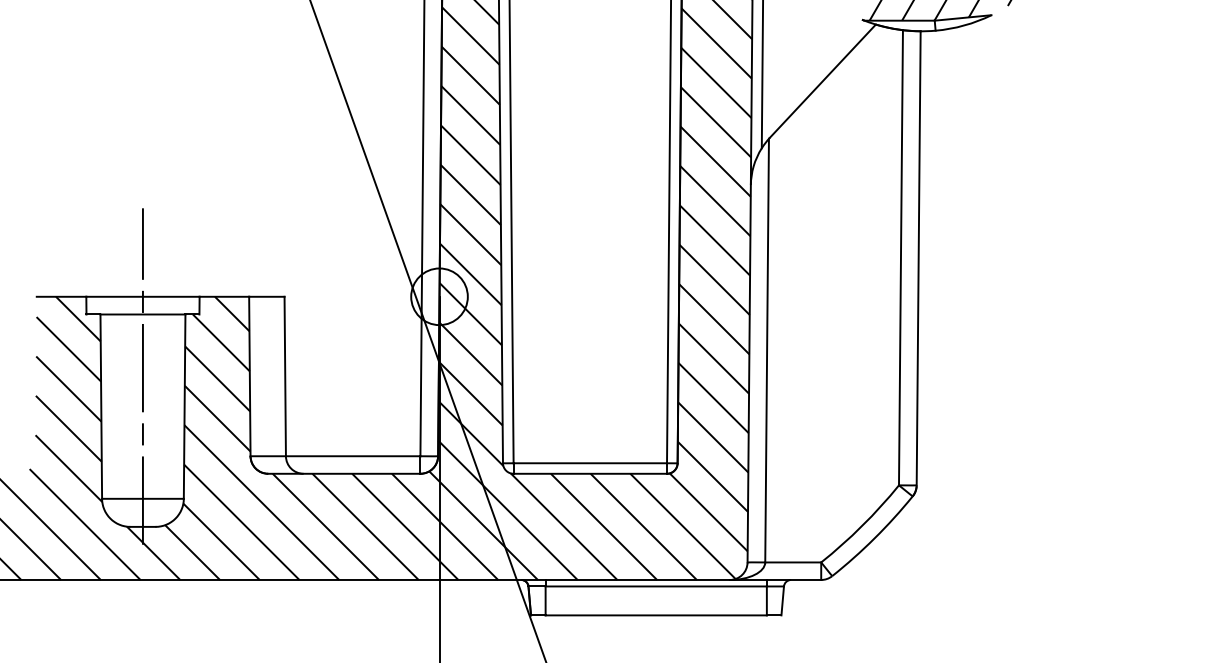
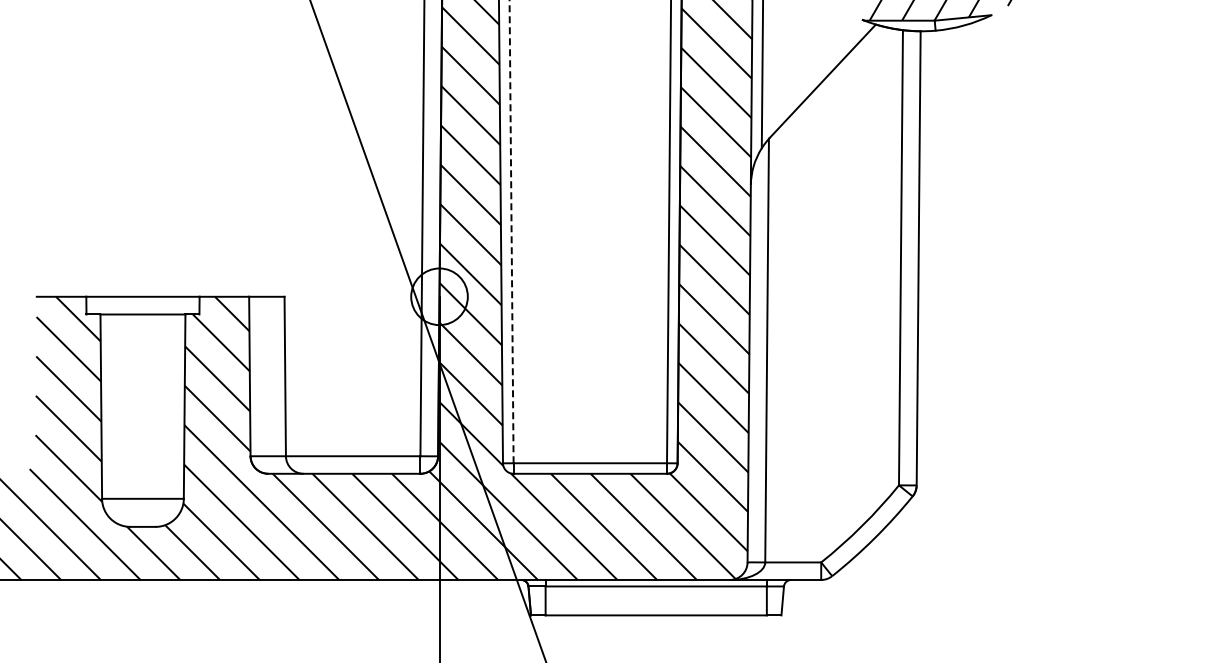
line: solid -> dashed (511, 231)
line: present -> none (142, 376)
